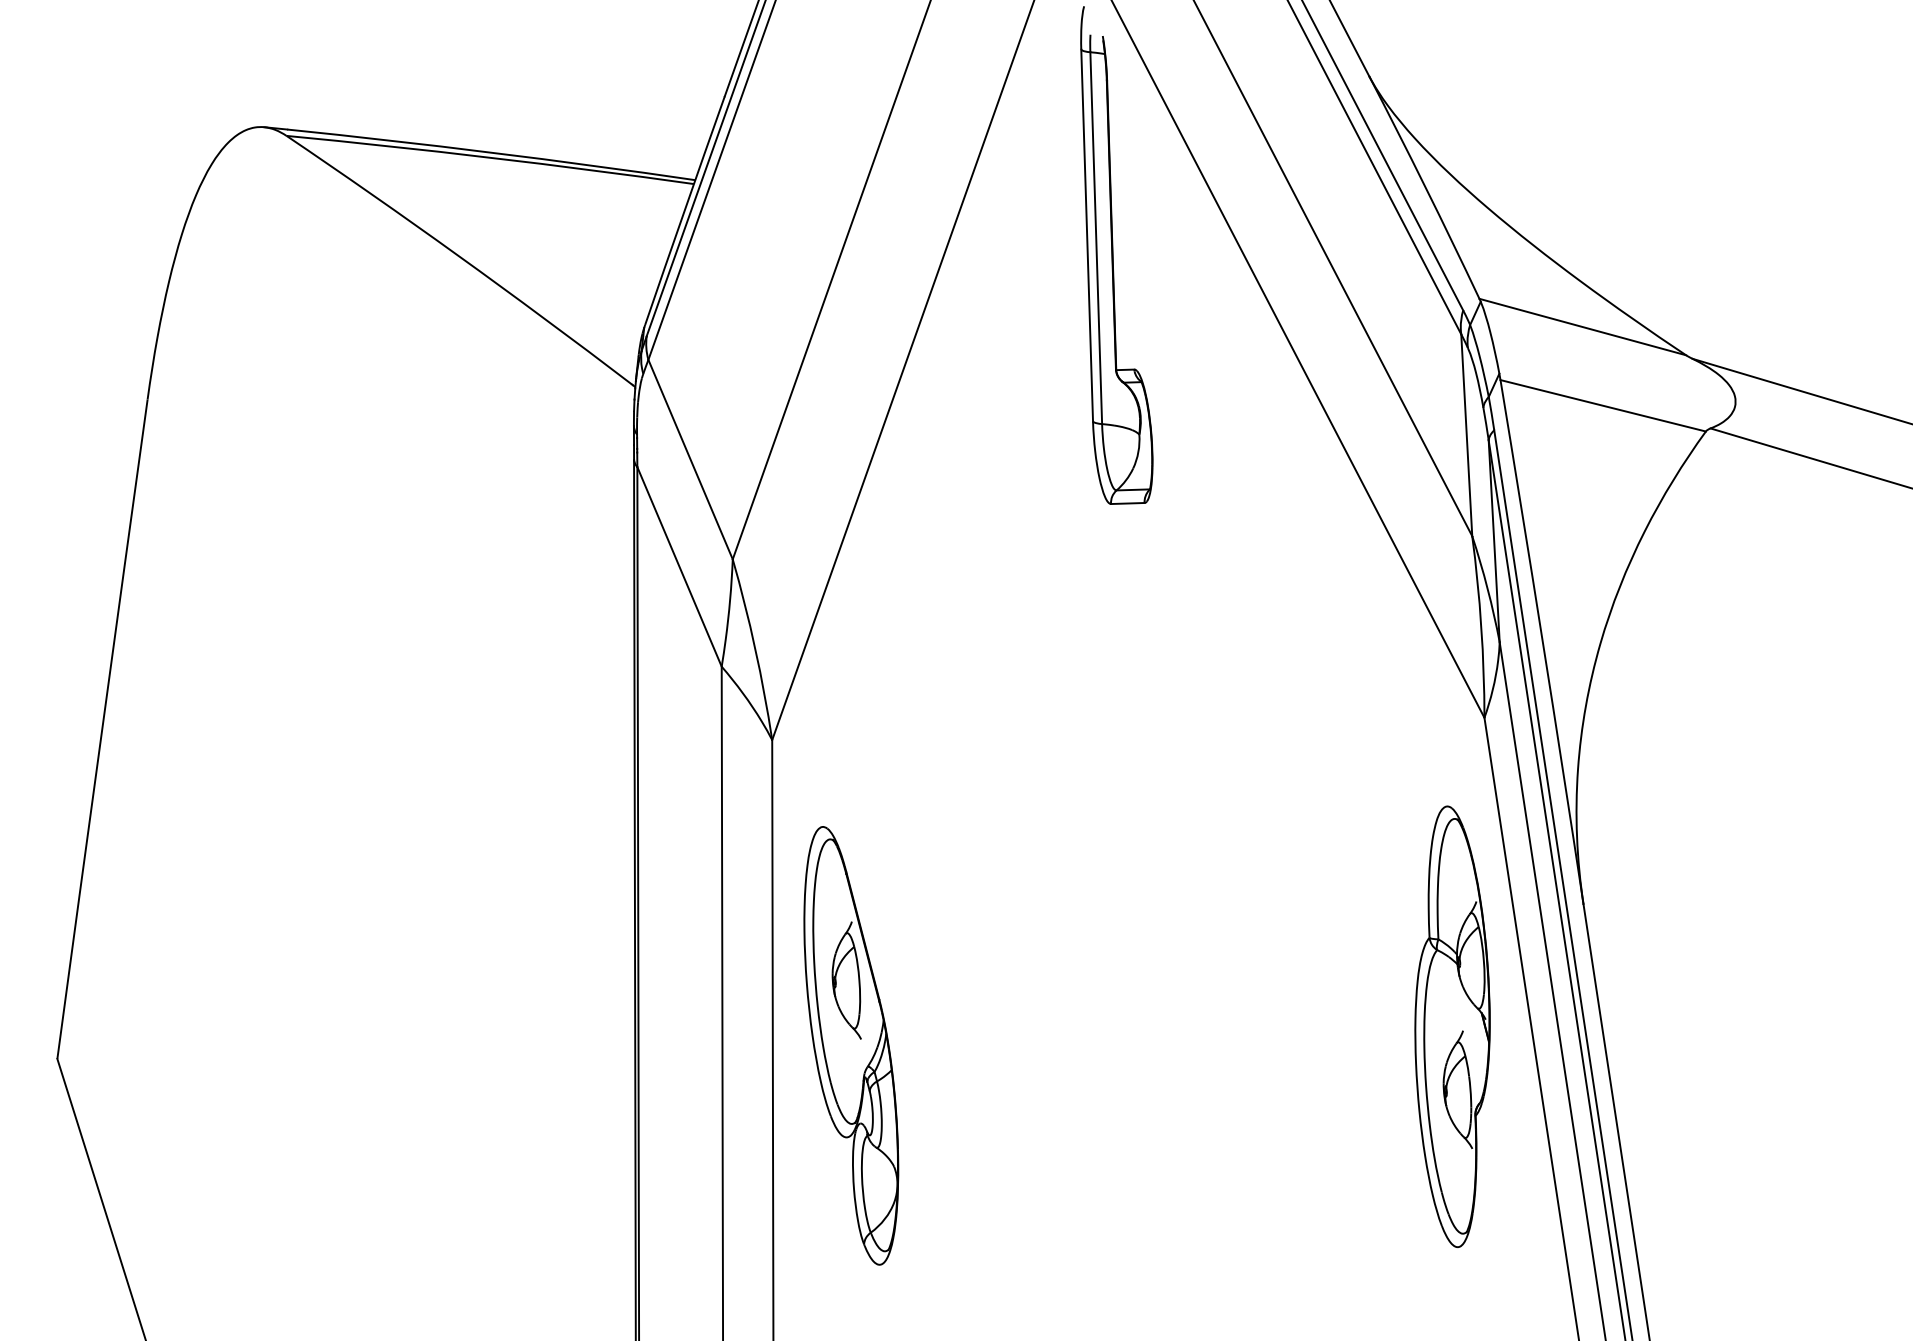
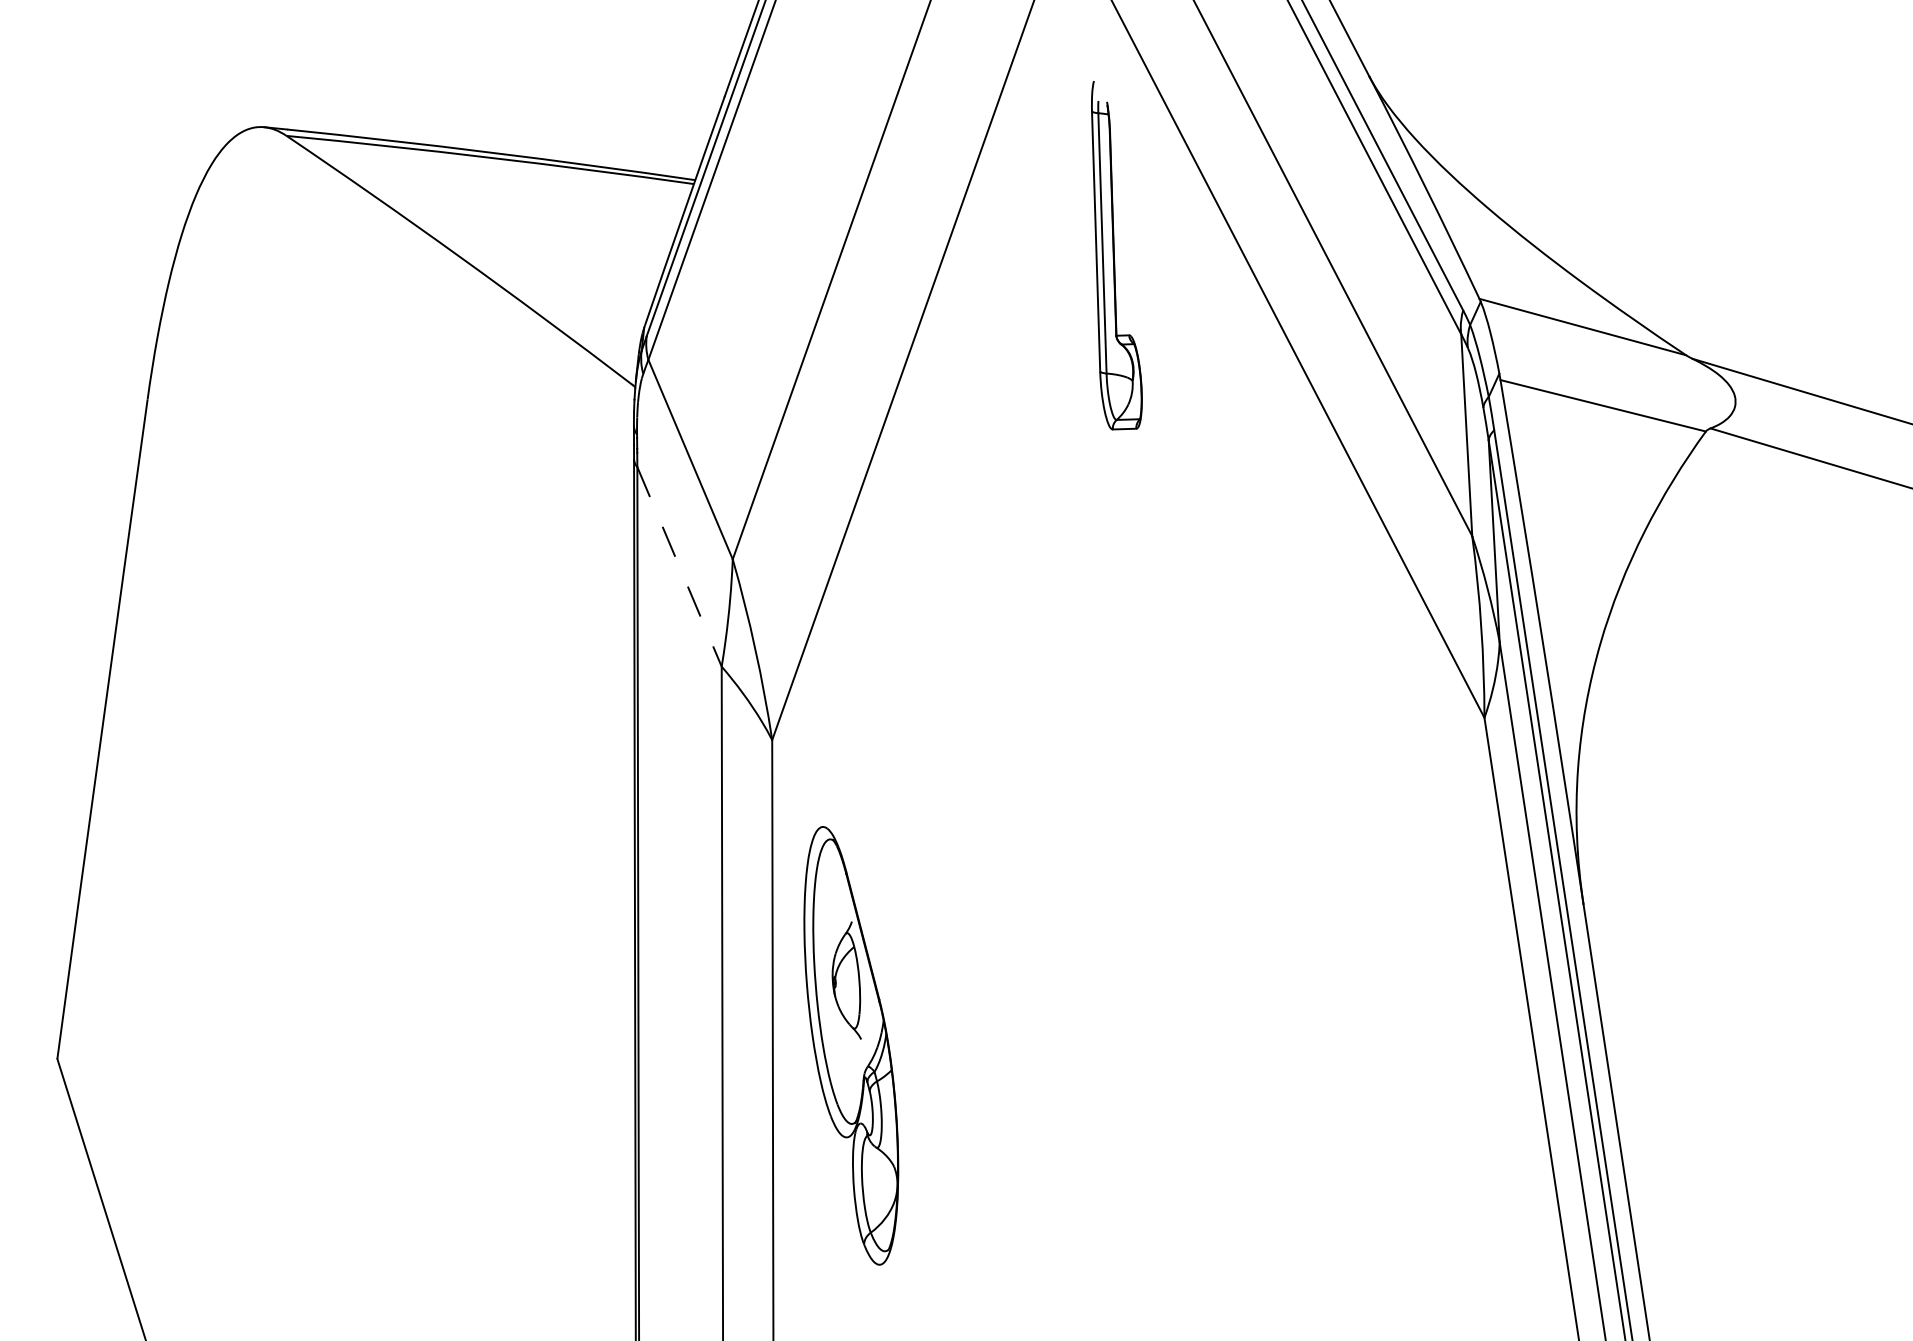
part size: 74x499 px -> 52x350 px (1116, 255)
line: solid -> dashed (679, 567)
part: present -> none (1452, 1026)
